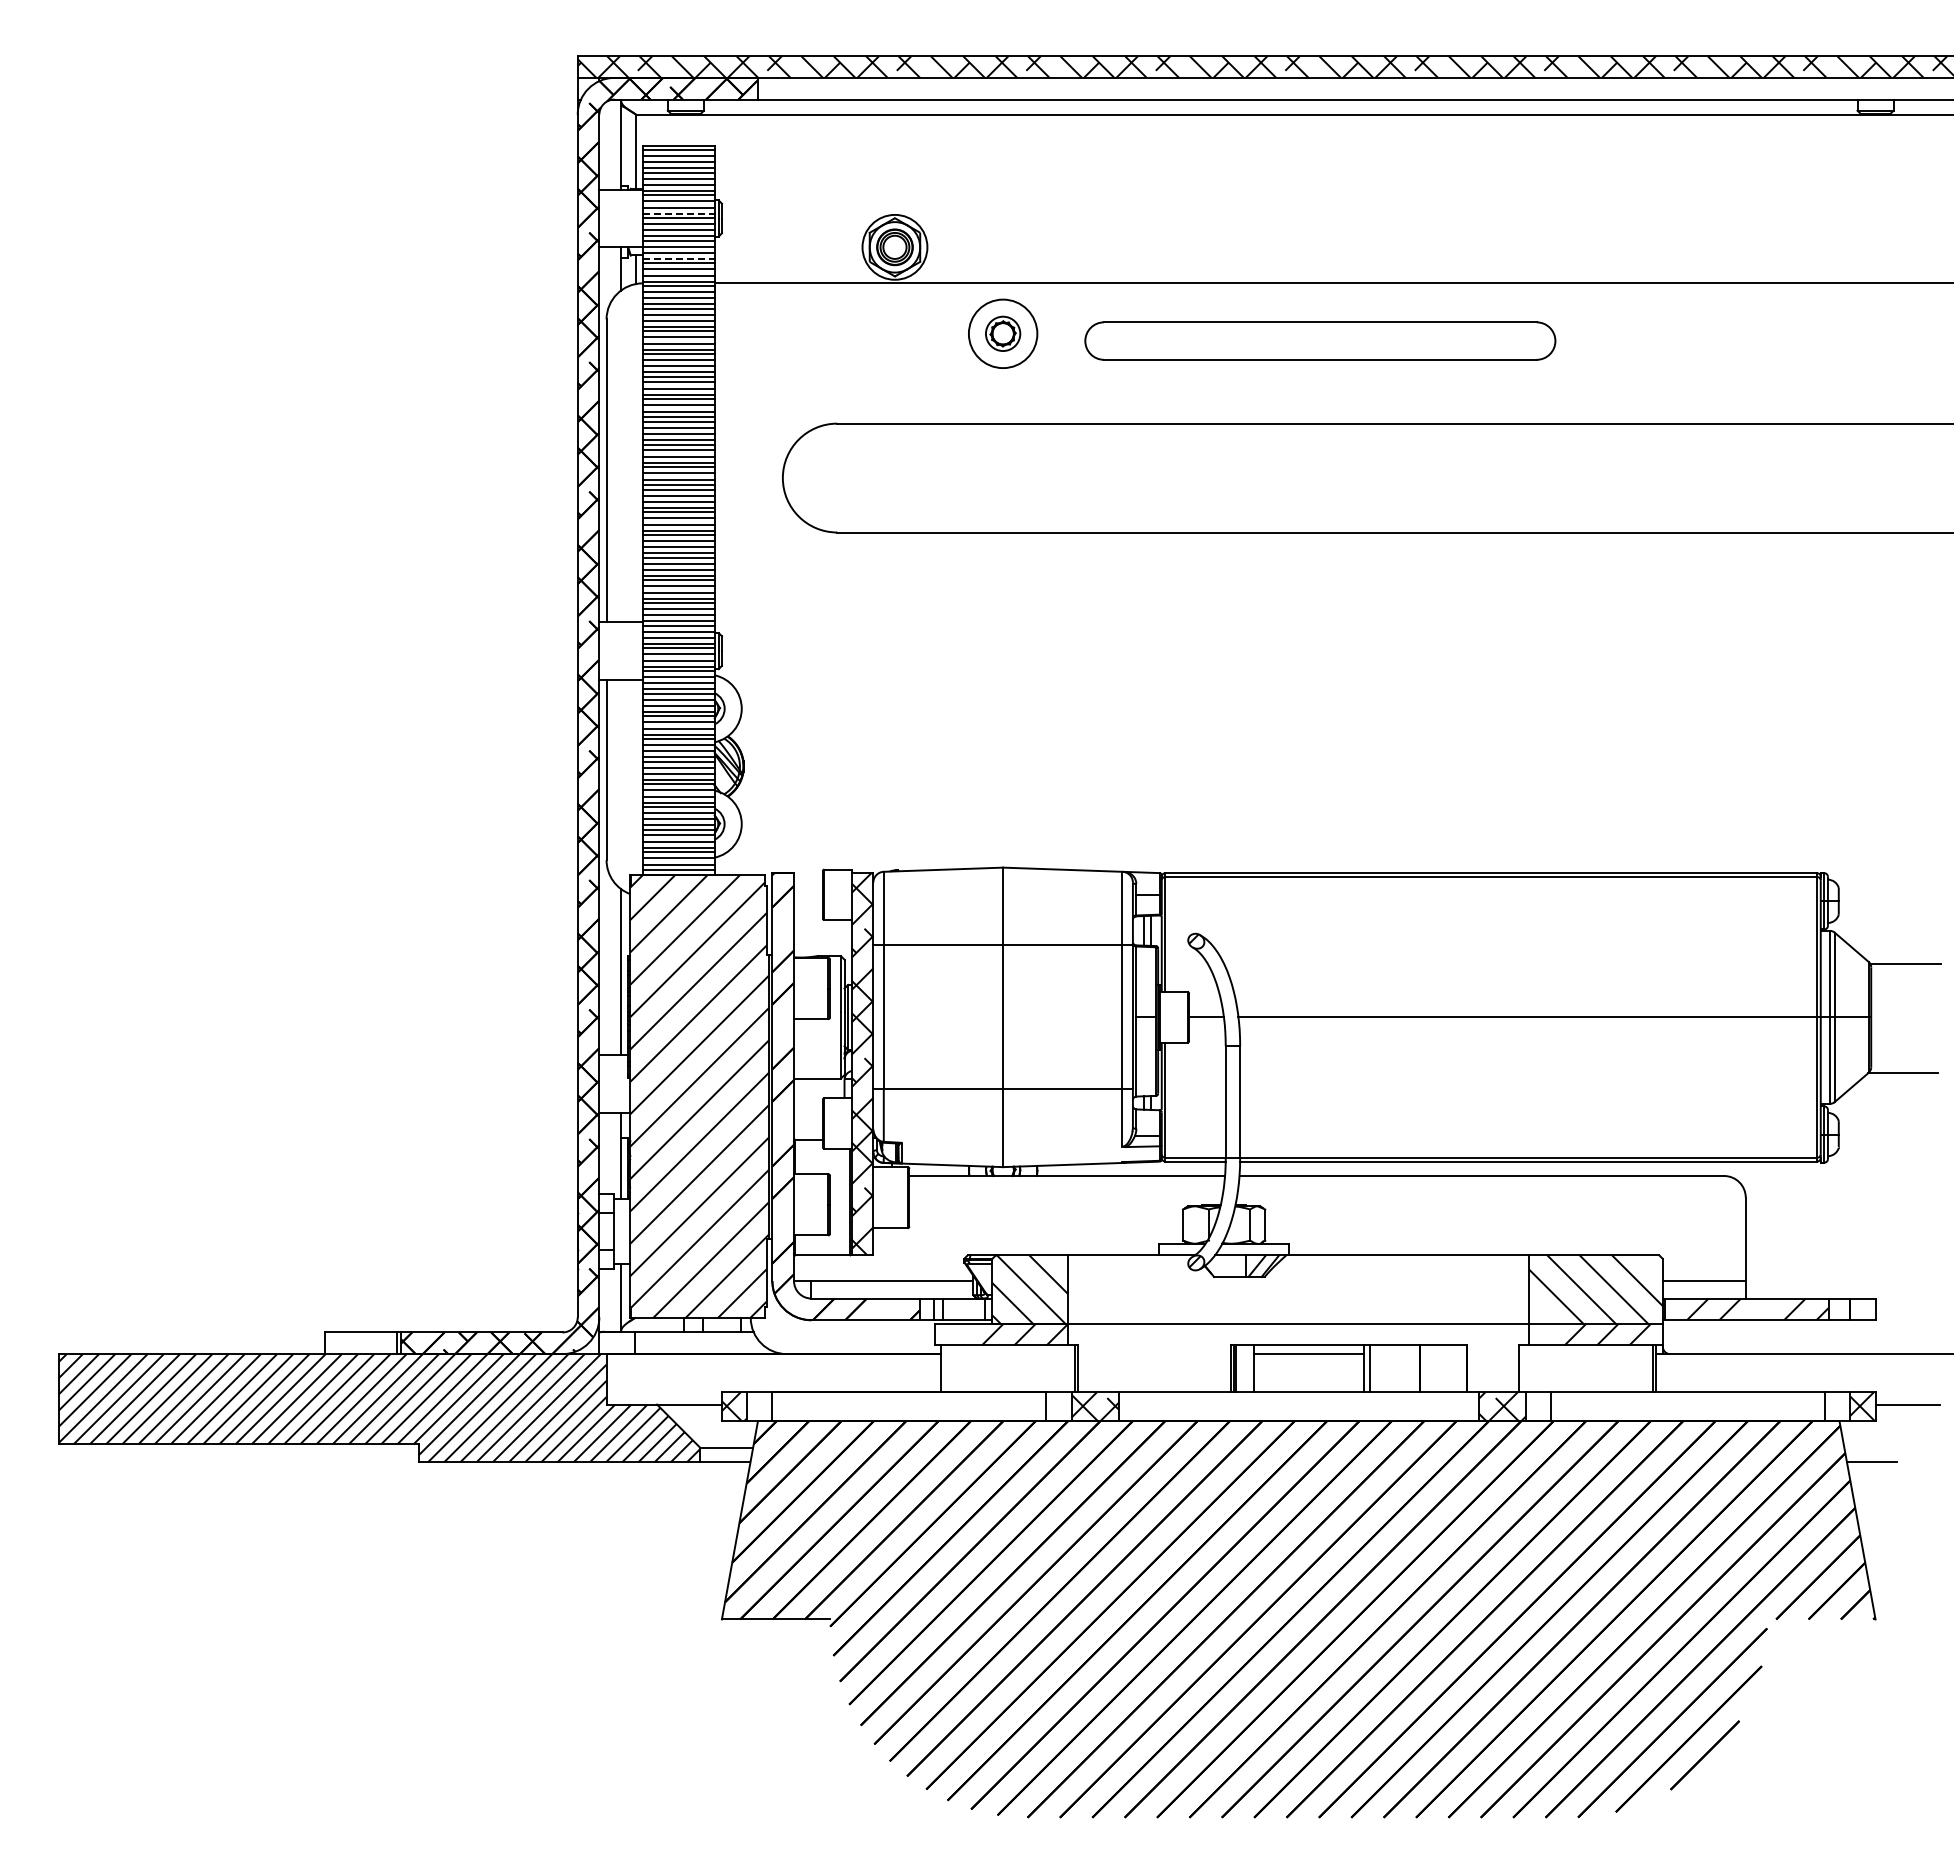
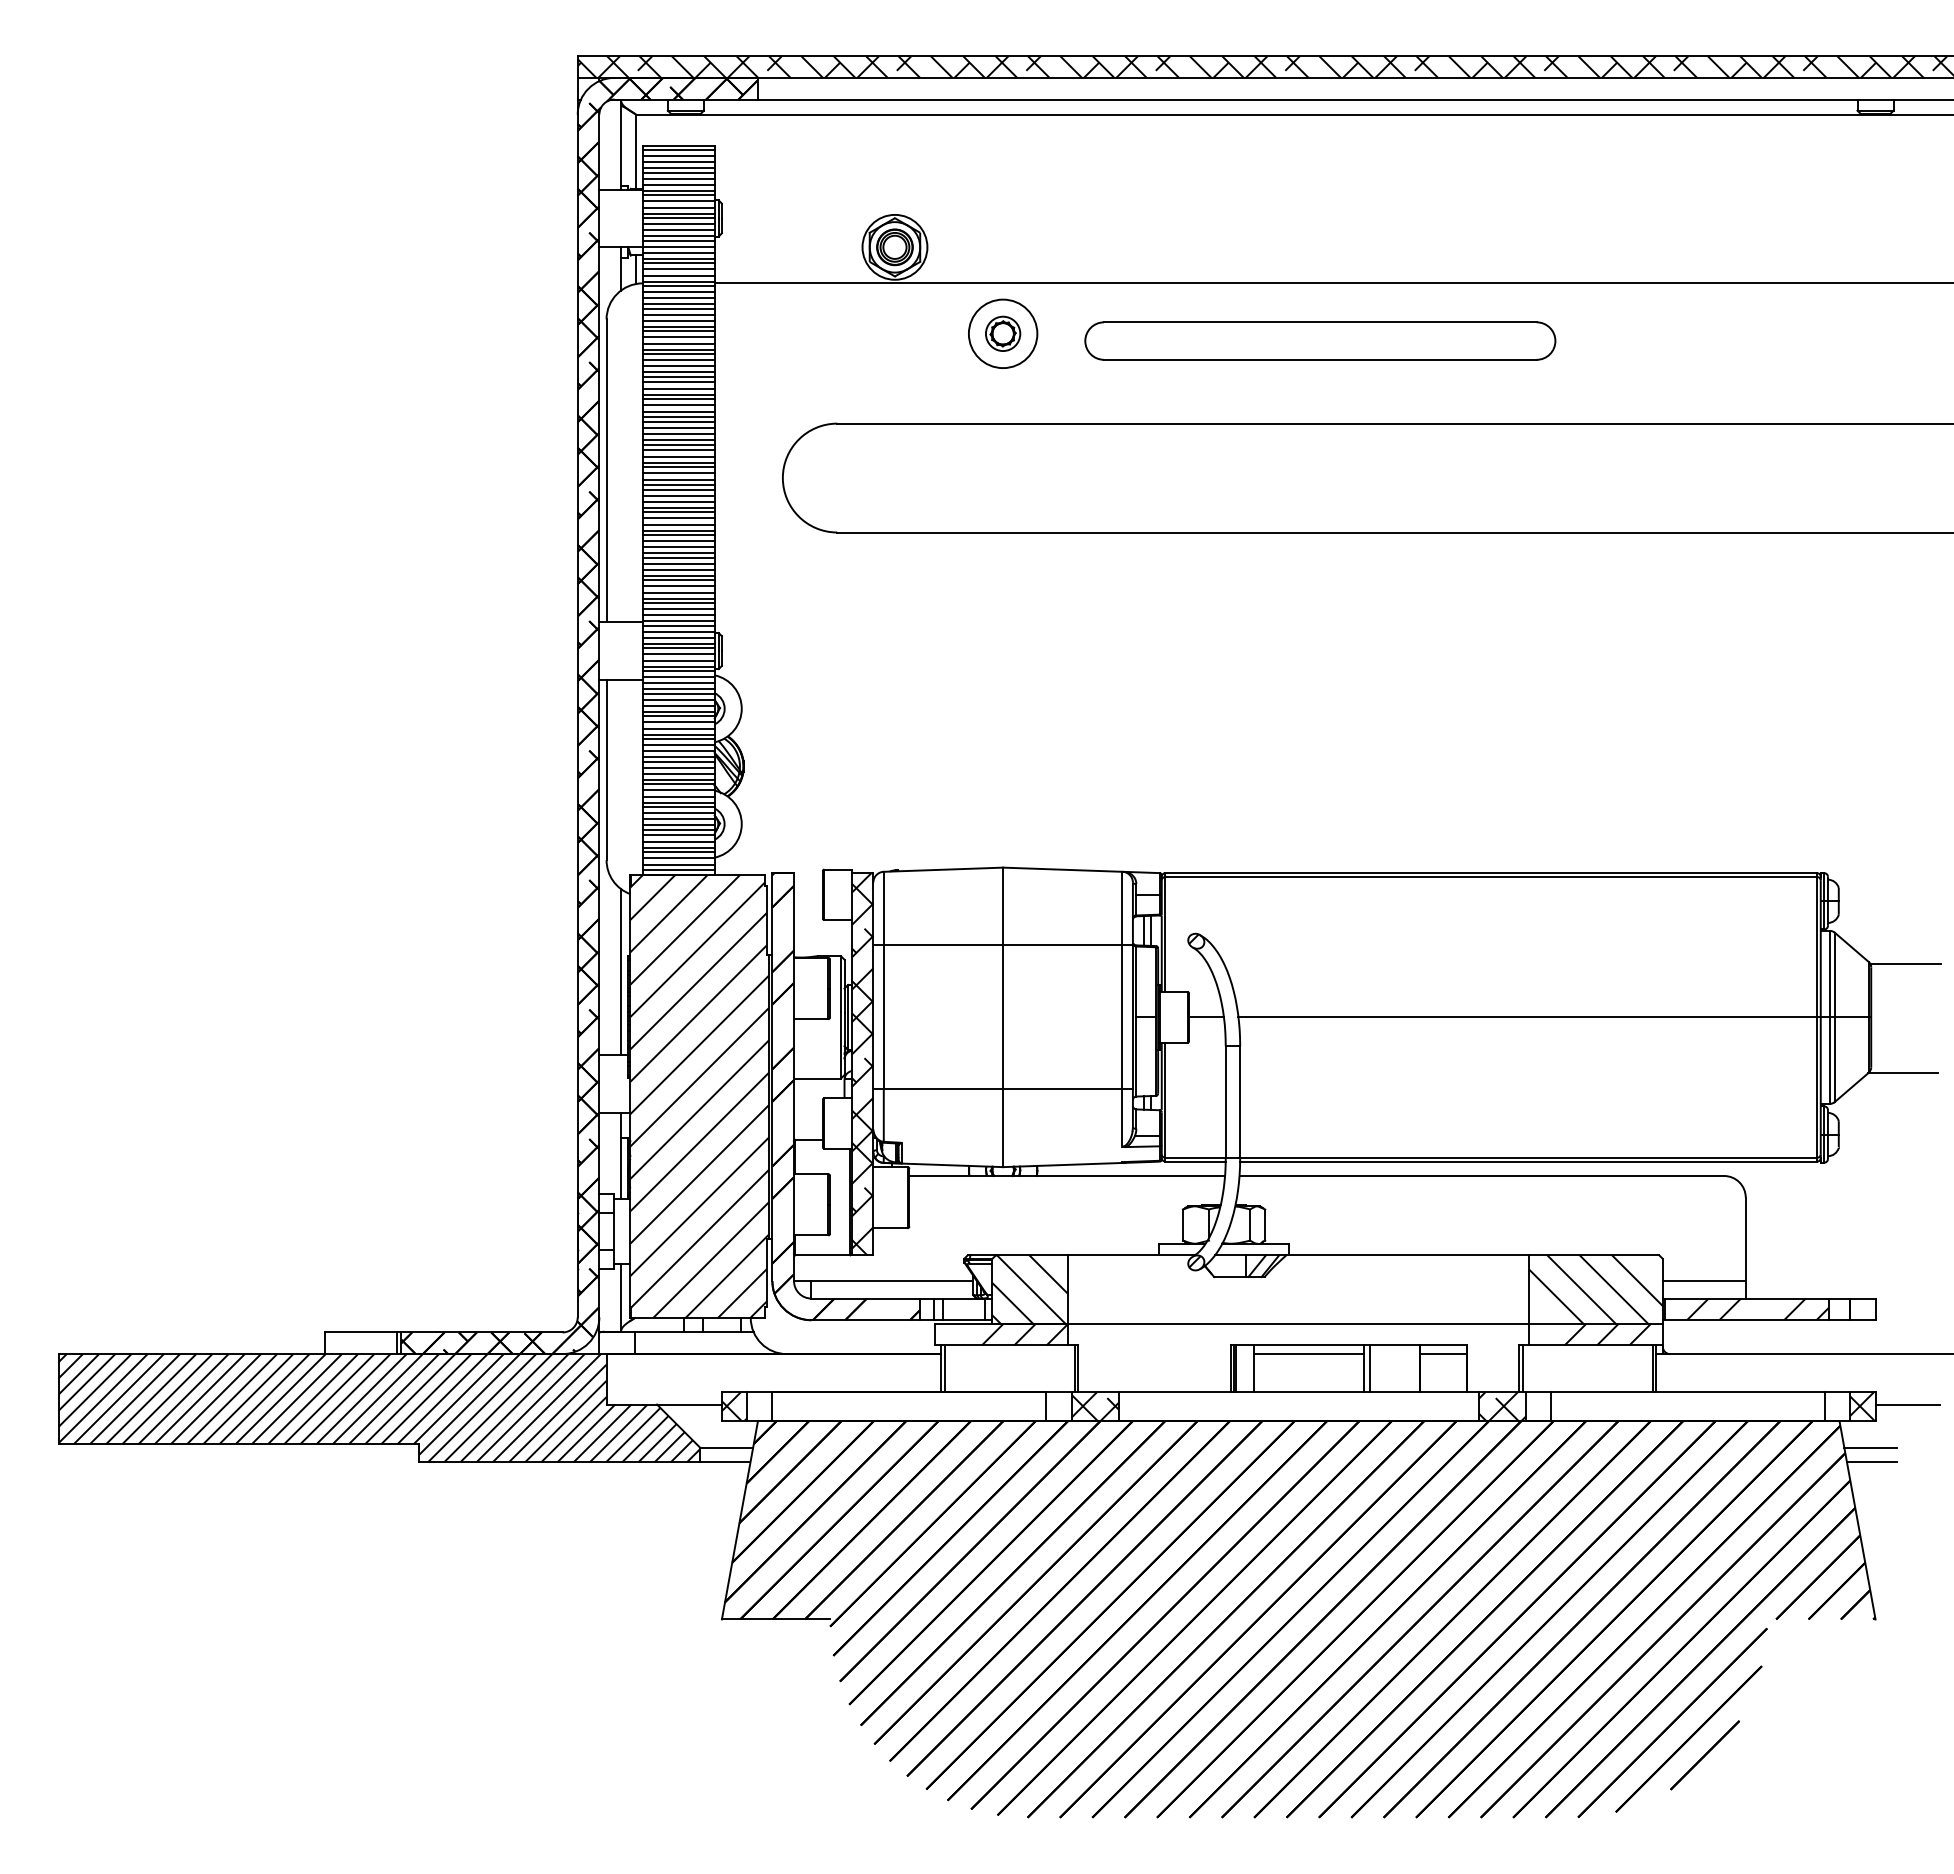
line: dashed -> solid (679, 213)
line: dashed -> solid (679, 258)
line: none -> present (1443, 1354)
line: none -> present (944, 1368)
line: none -> present (1522, 1368)
line: none -> present (1870, 1447)
